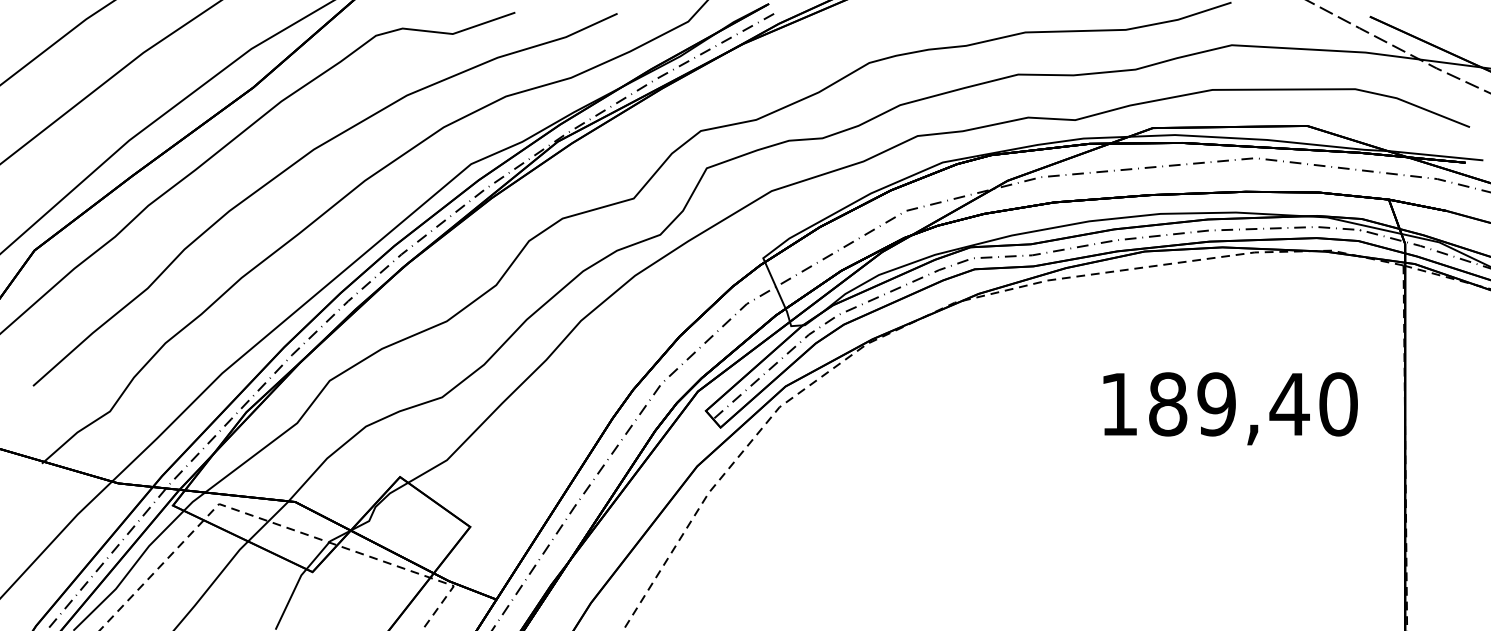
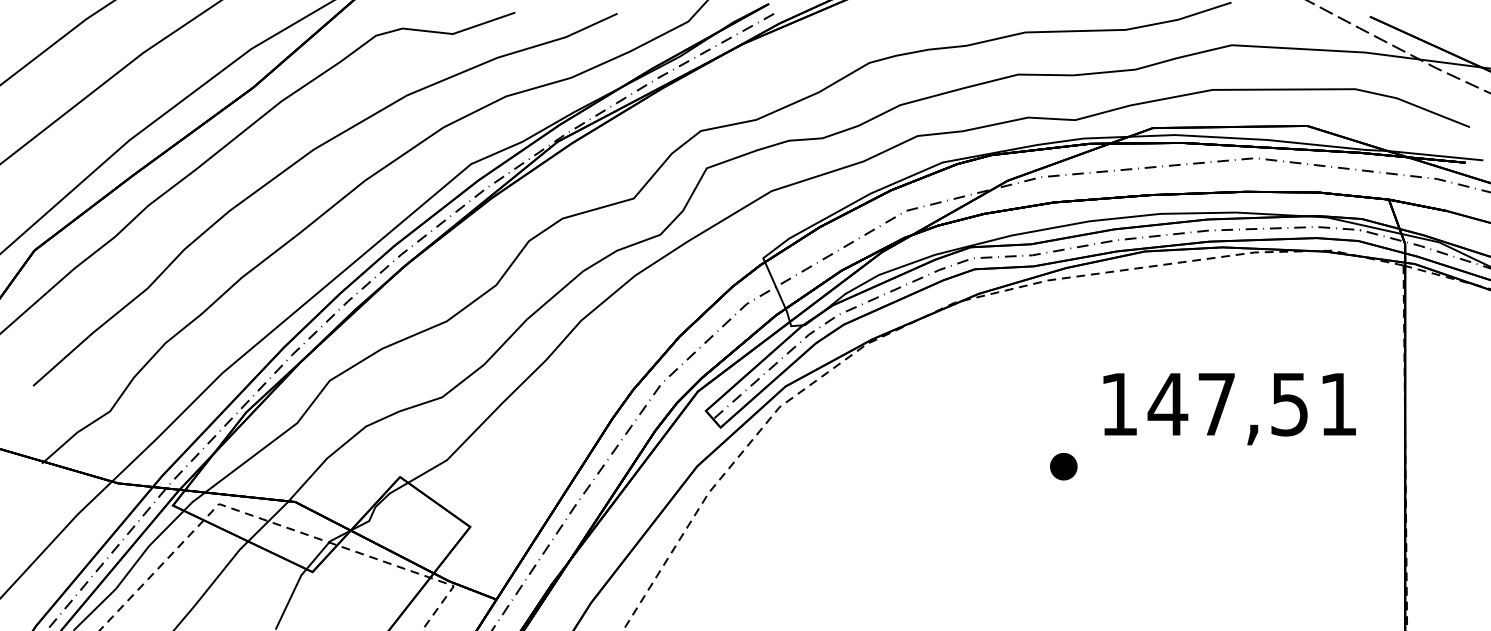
text: 189,40 -> 147,51 (1252, 404)
part: none -> present (1063, 466)
